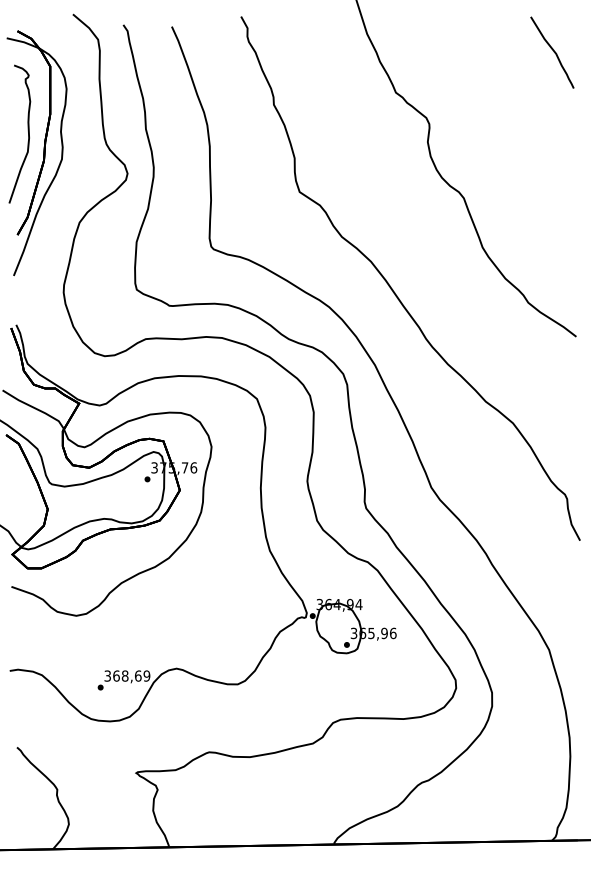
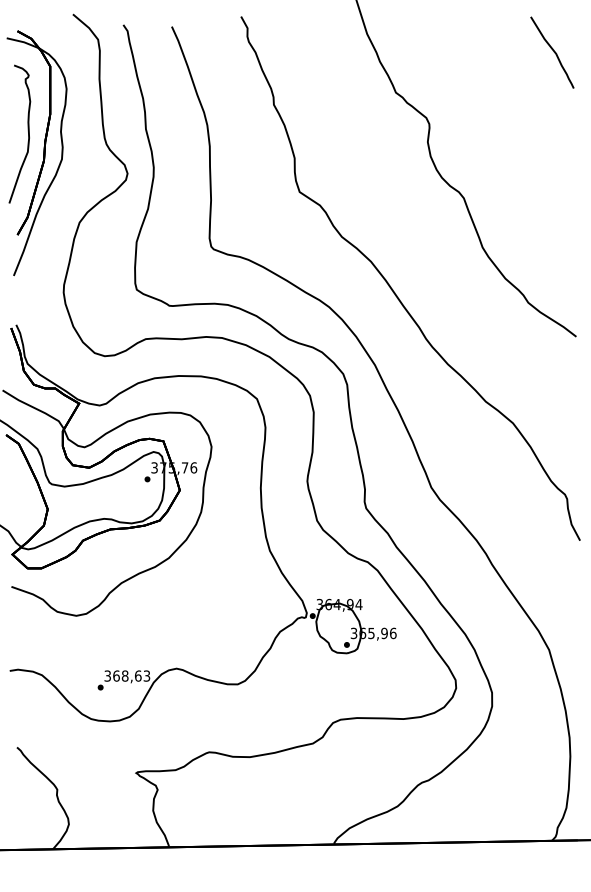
text: 368,69 -> 368,63 (146, 675)
